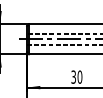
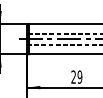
text: 30 -> 29 (76, 77)
